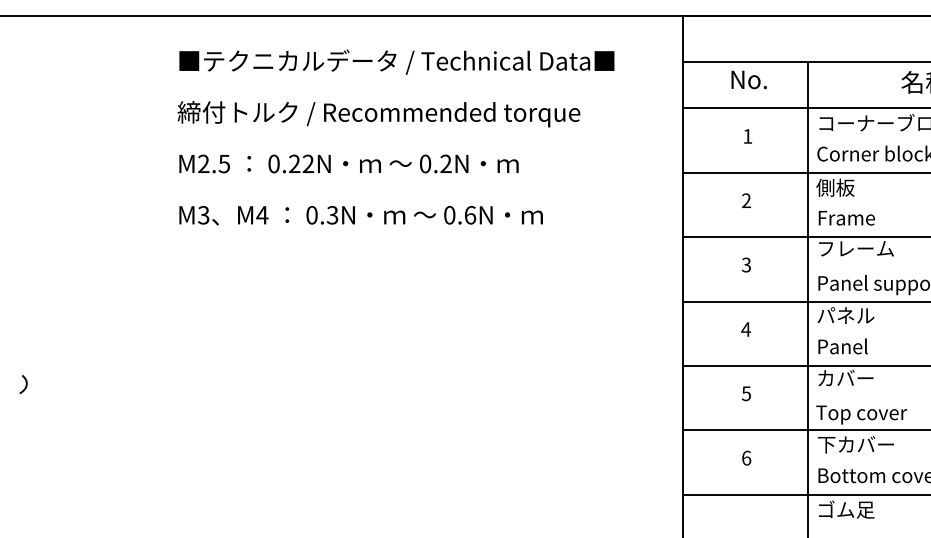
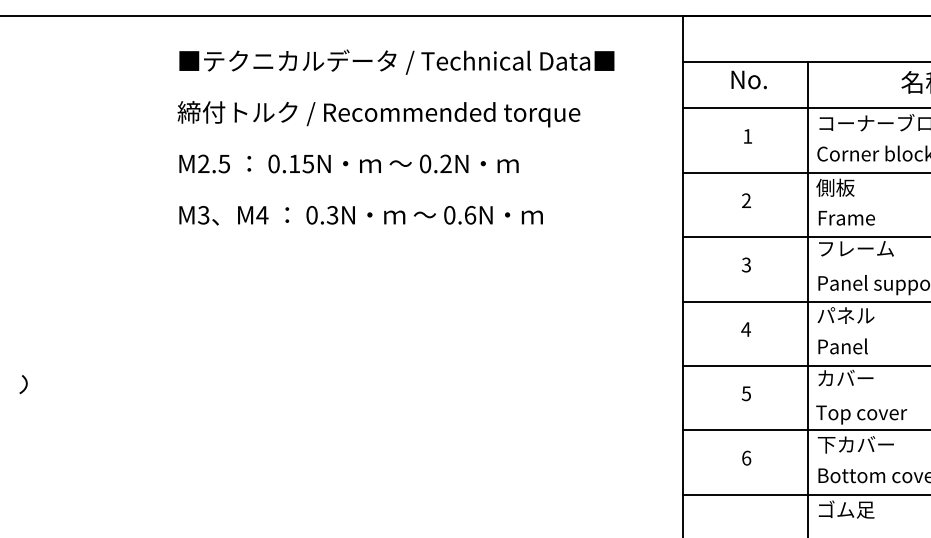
text: 0.22N -> 0.15N (301, 163)
